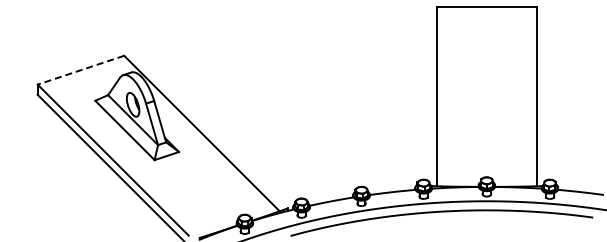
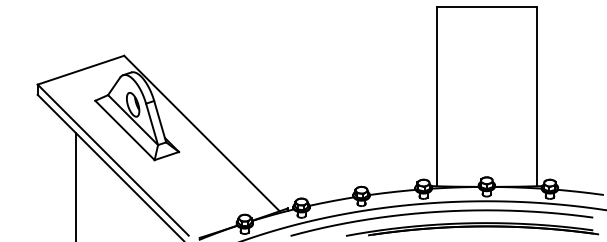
line: dashed -> solid (80, 70)
line: none -> present (75, 185)
part: none -> present (472, 229)
